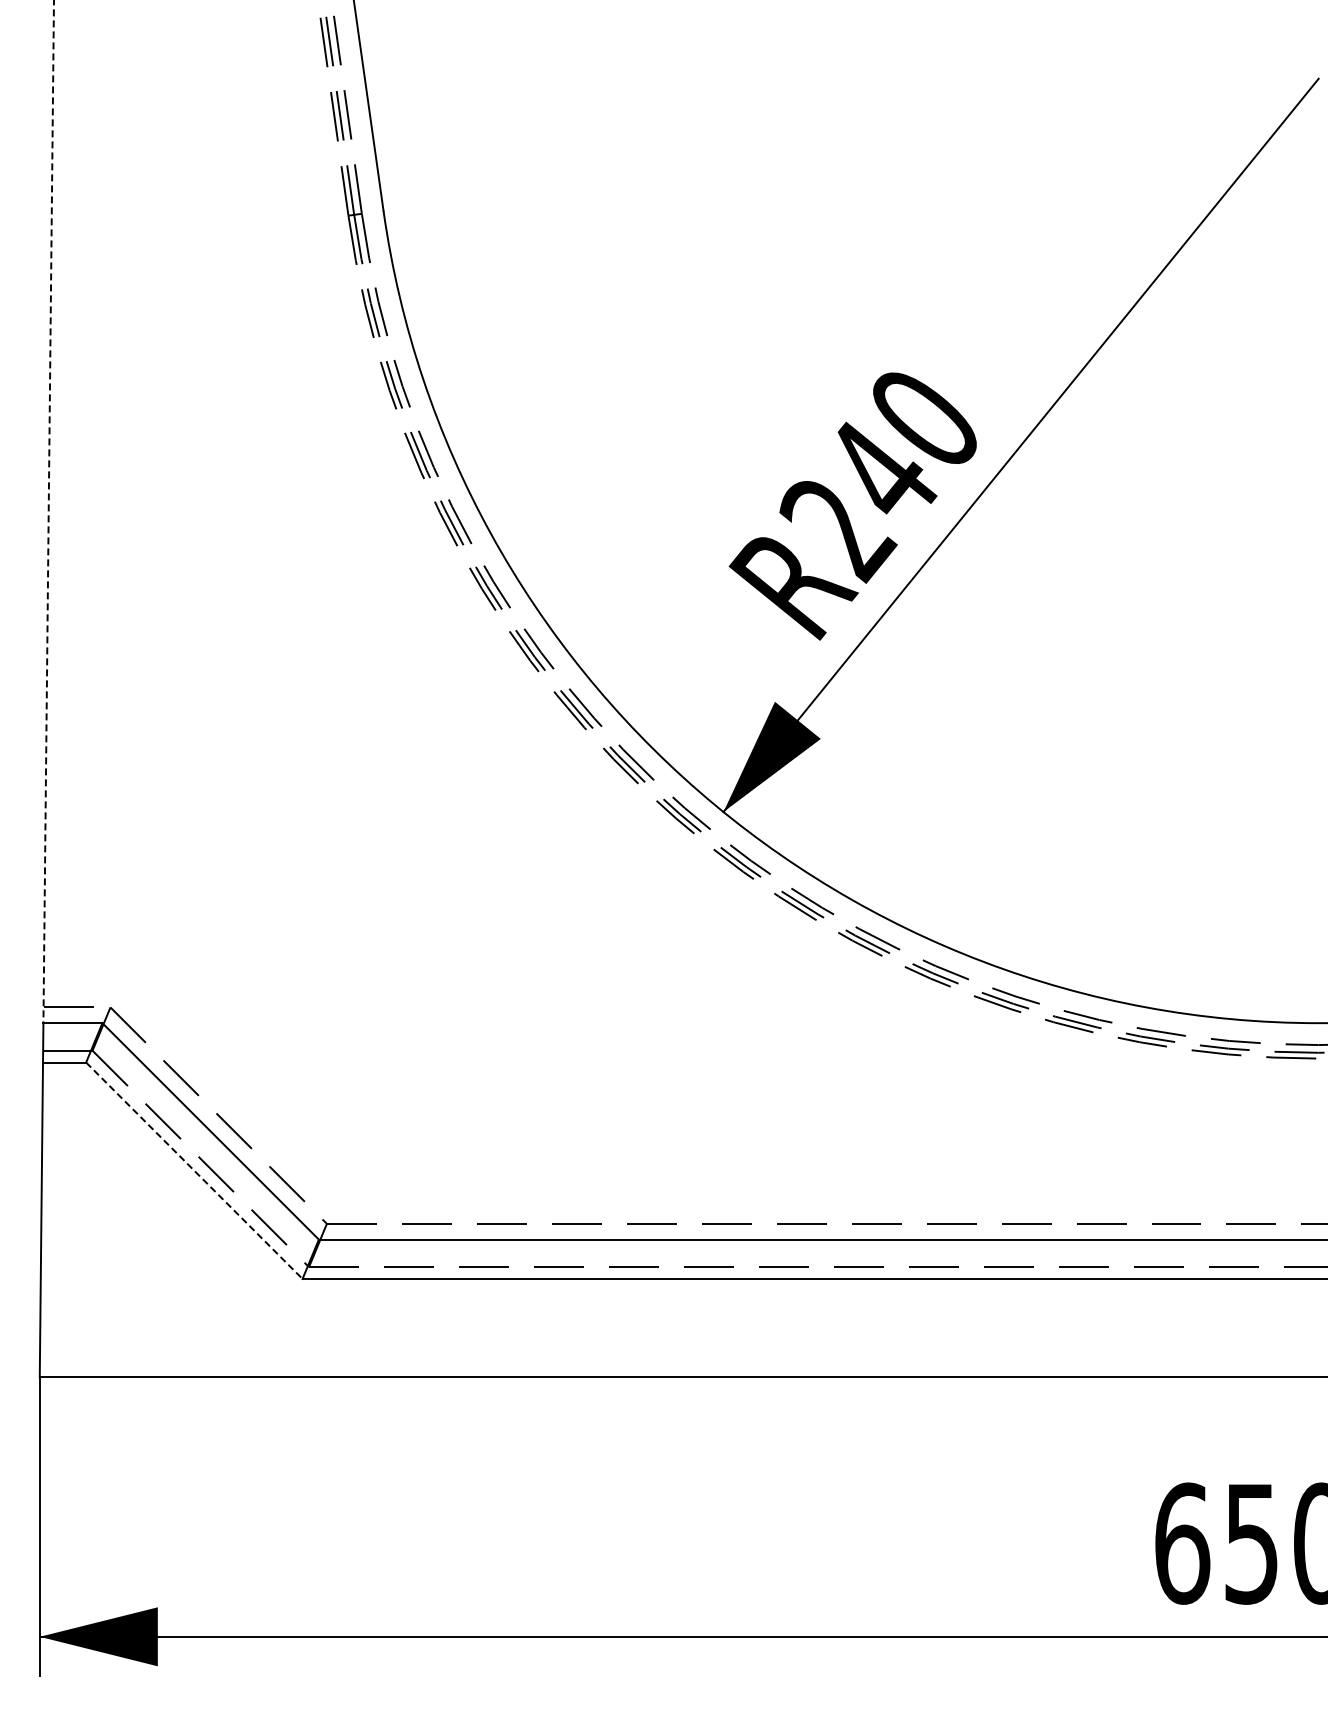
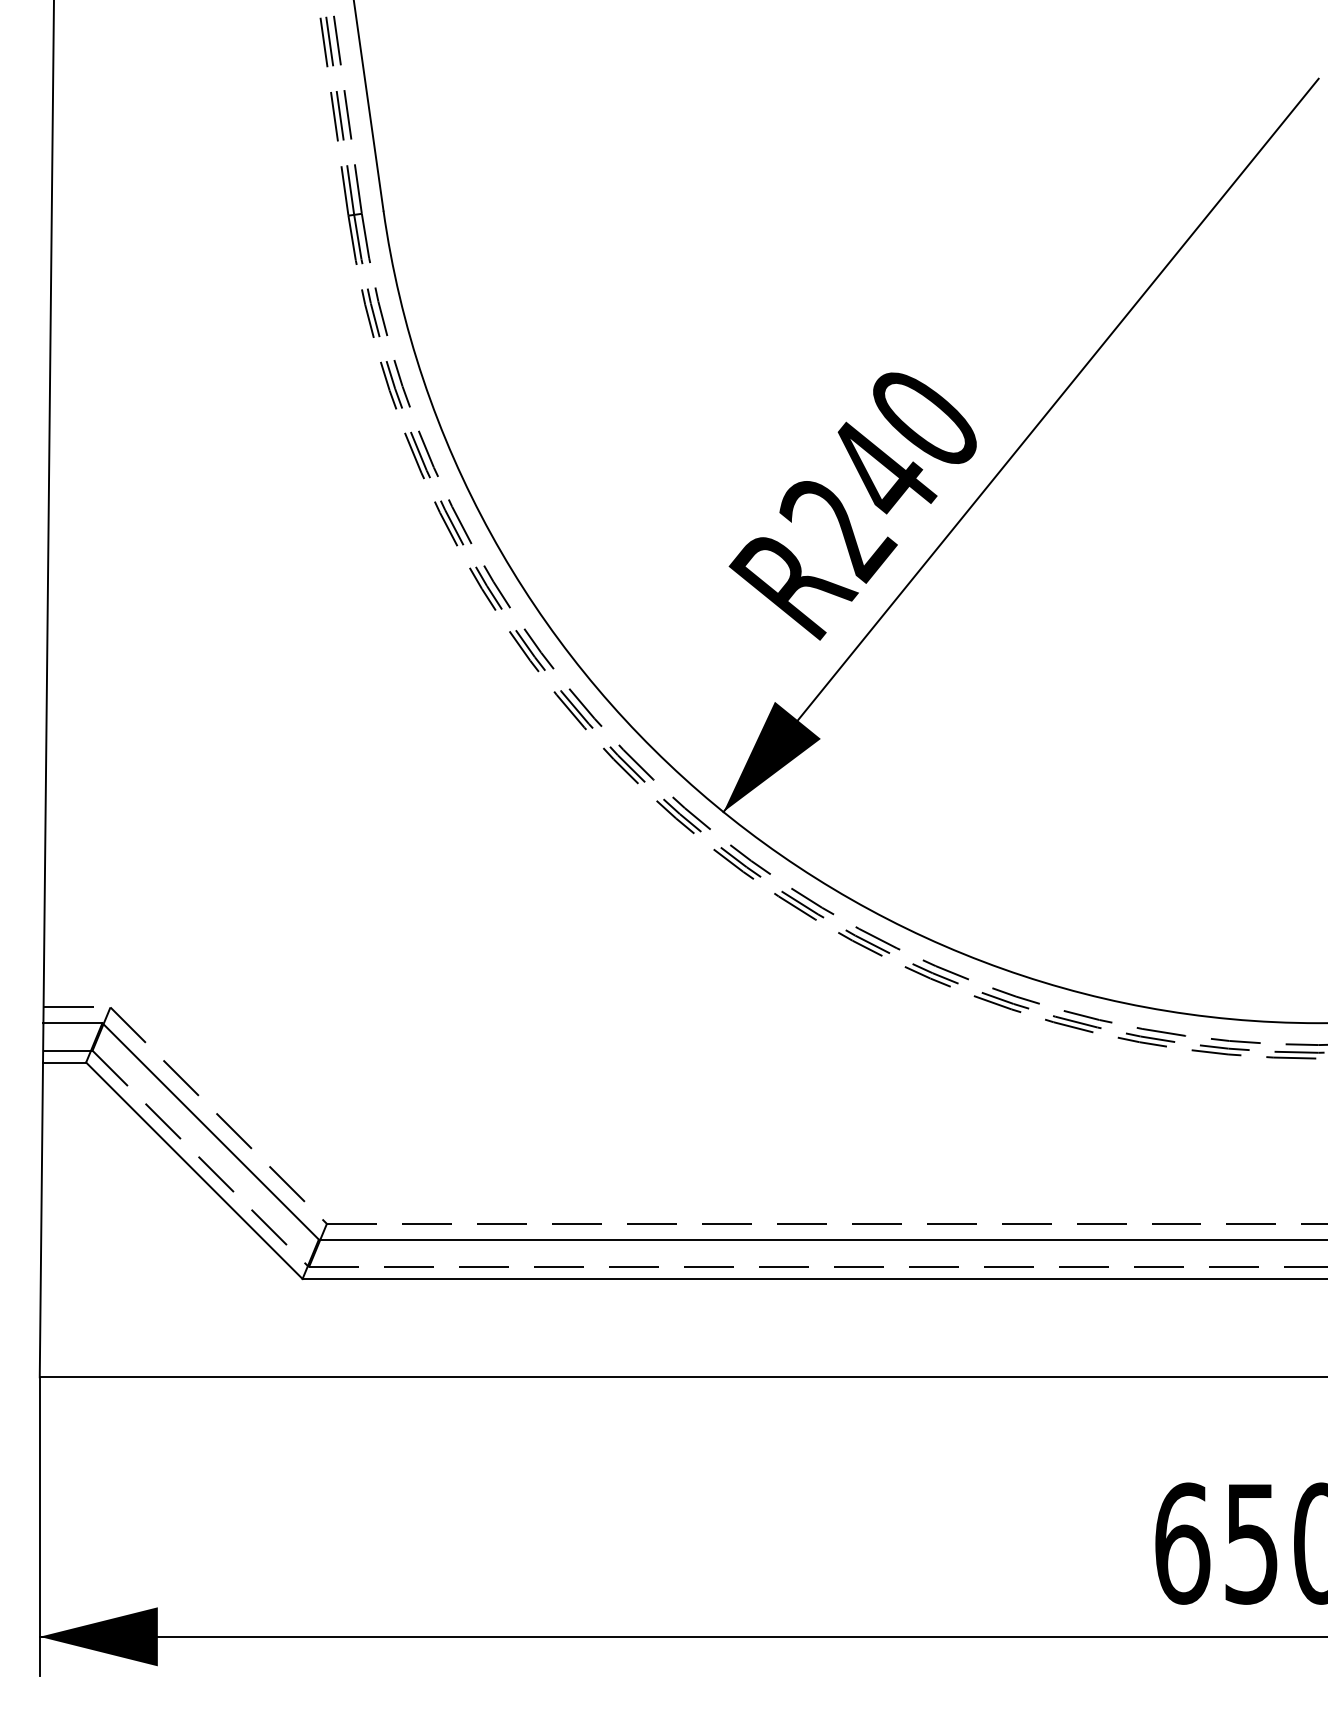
line: dashed -> solid (48, 512)
line: dashed -> solid (194, 1171)
